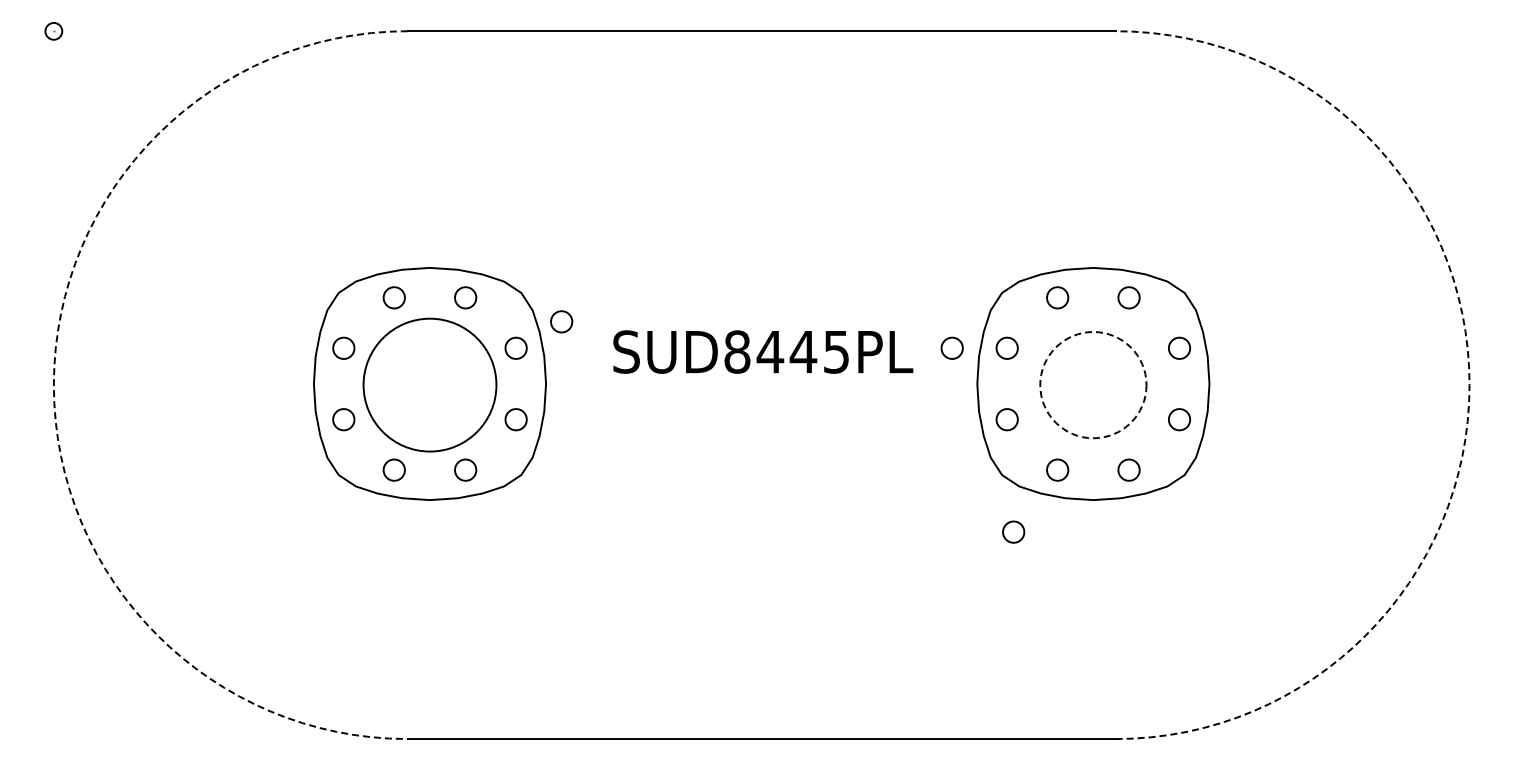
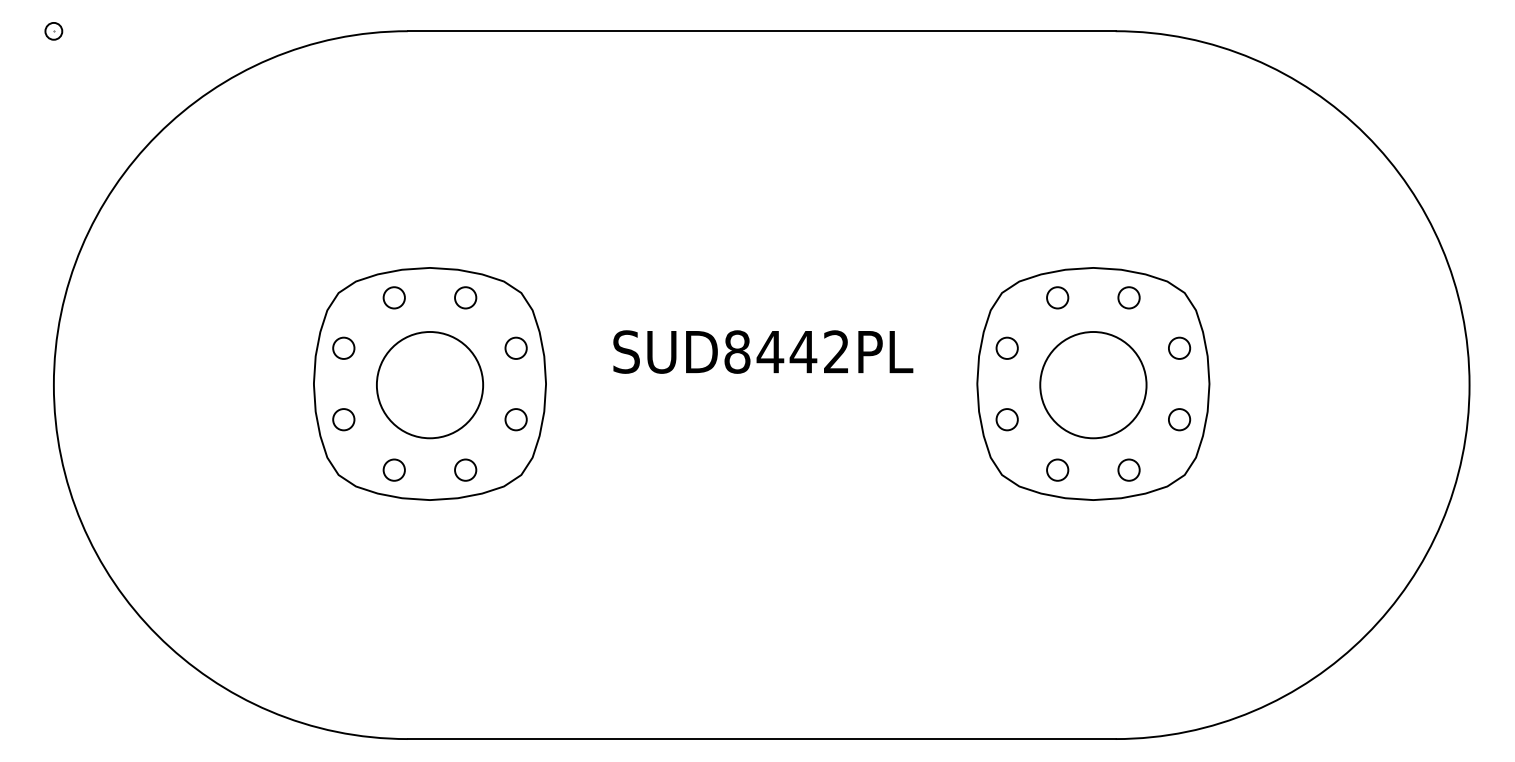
circle: present -> none (561, 321)
circle: present -> none (951, 347)
text: SUD8445PL -> SUD8442PL (836, 351)
circle diameter: 133 px -> 106 px (429, 385)
circle: dashed -> solid (1093, 384)
arc: dashed -> solid (53, 385)
arc: dashed -> solid (1469, 385)
circle: present -> none (1013, 531)
